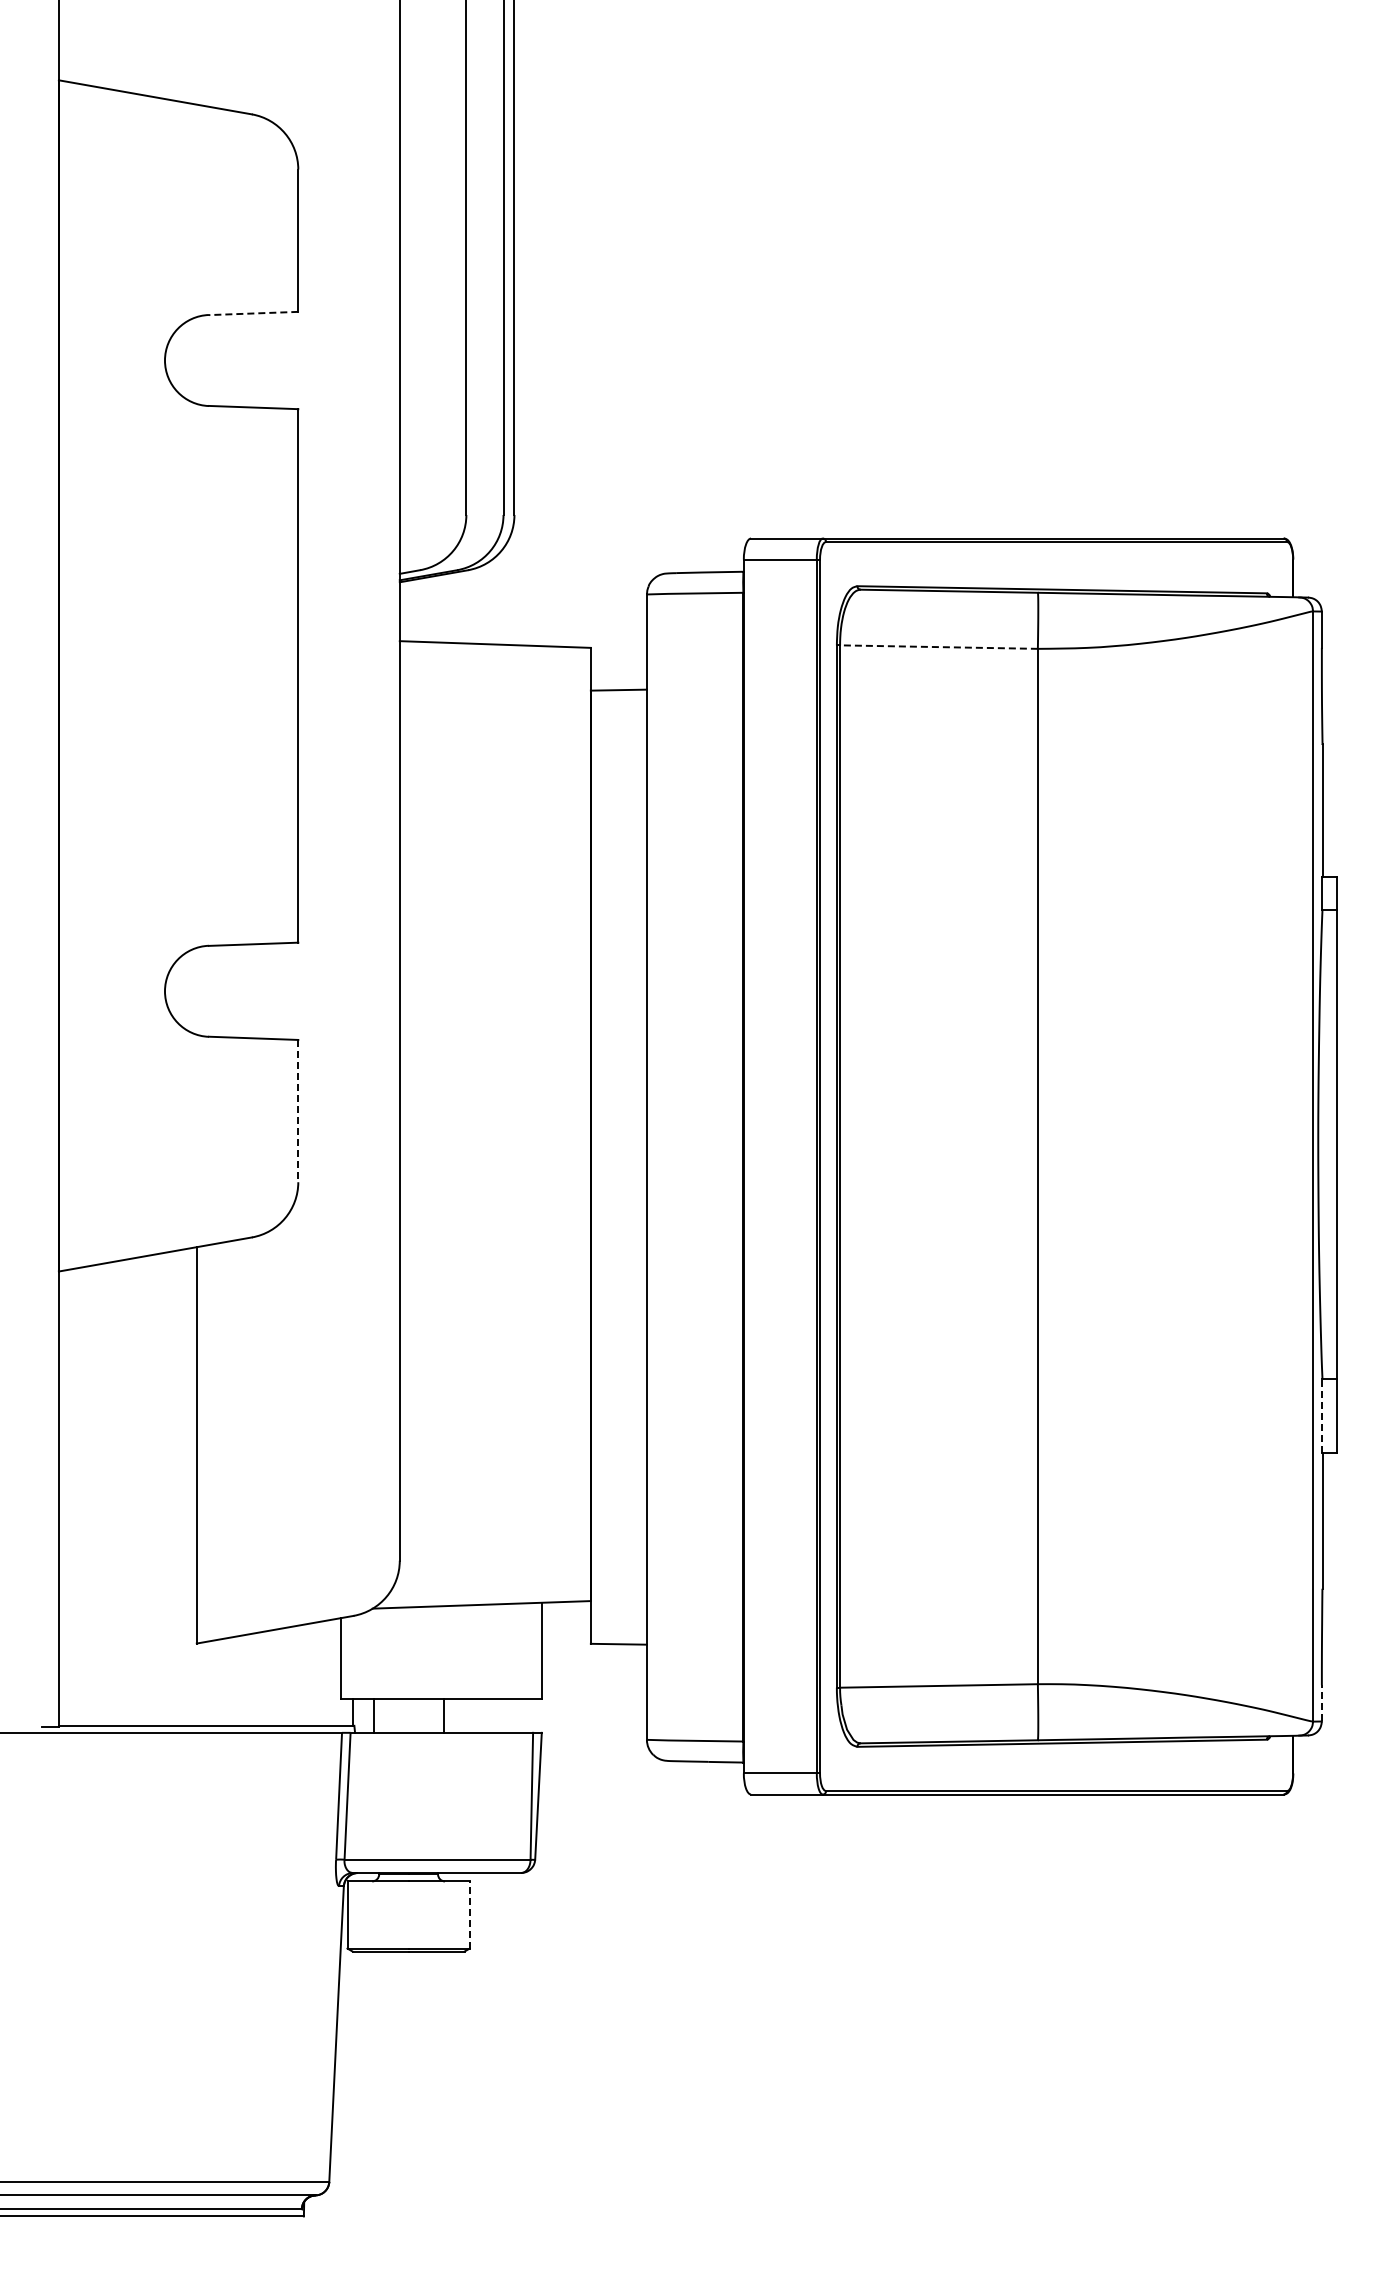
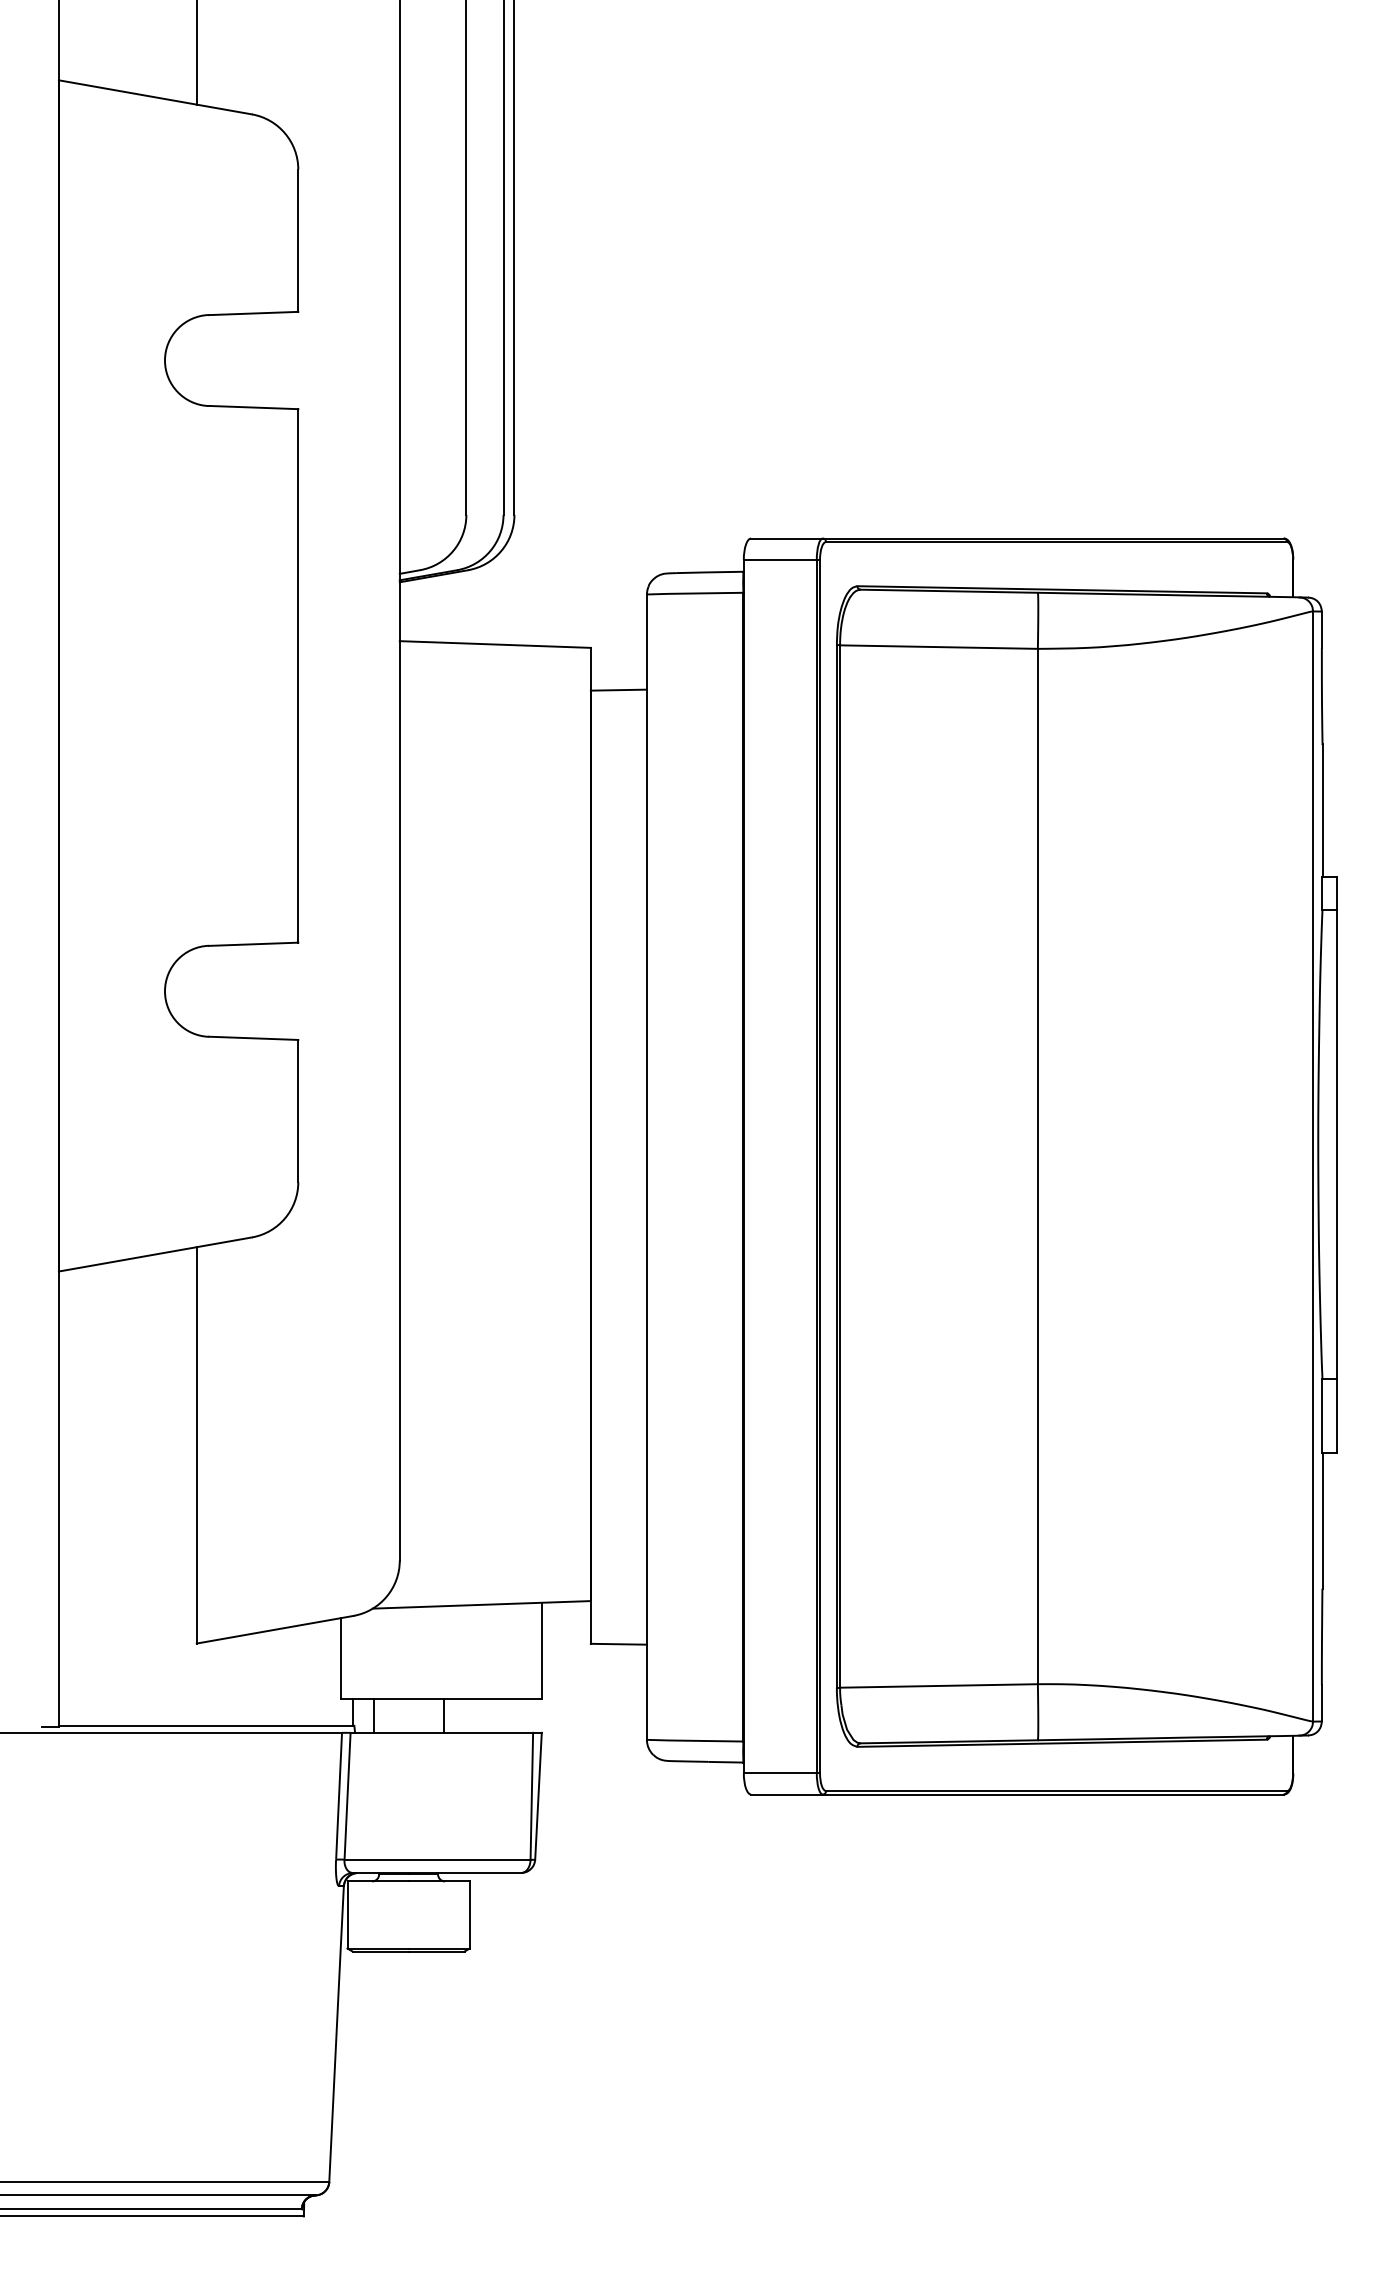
line: none -> present (196, 53)
line: dashed -> solid (253, 313)
line: dashed -> solid (938, 647)
line: dashed -> solid (298, 1111)
line: dashed -> solid (1322, 1416)
line: dashed -> solid (1321, 1702)
line: dashed -> solid (469, 1915)
